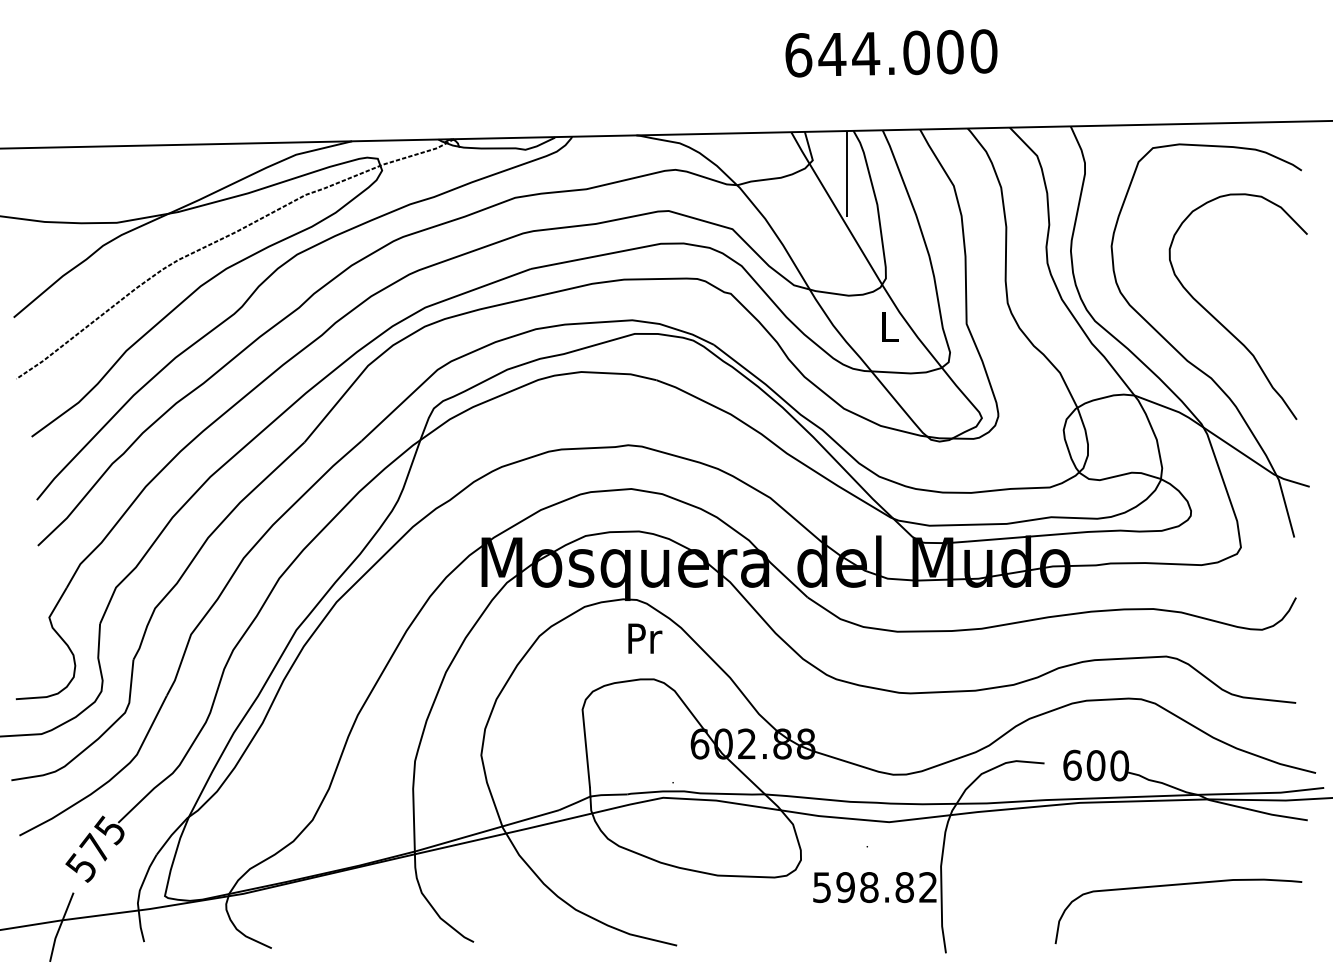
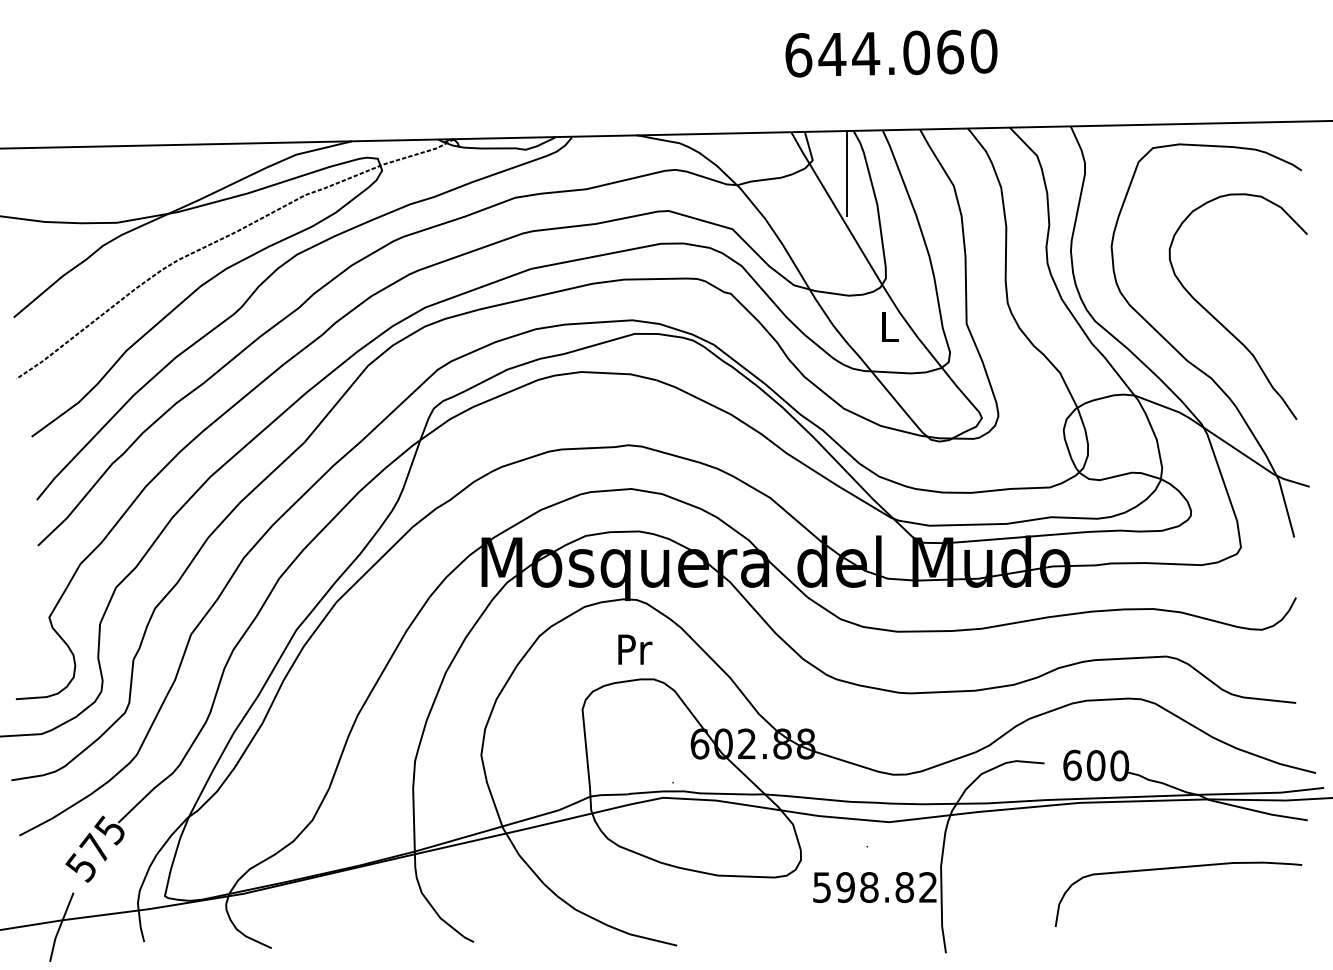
text: 644.000 -> 644.060 (950, 51)
text position: (645, 638) -> (635, 649) (635, 649)
curve position: (1178, 885) -> (1178, 868) (1178, 868)
